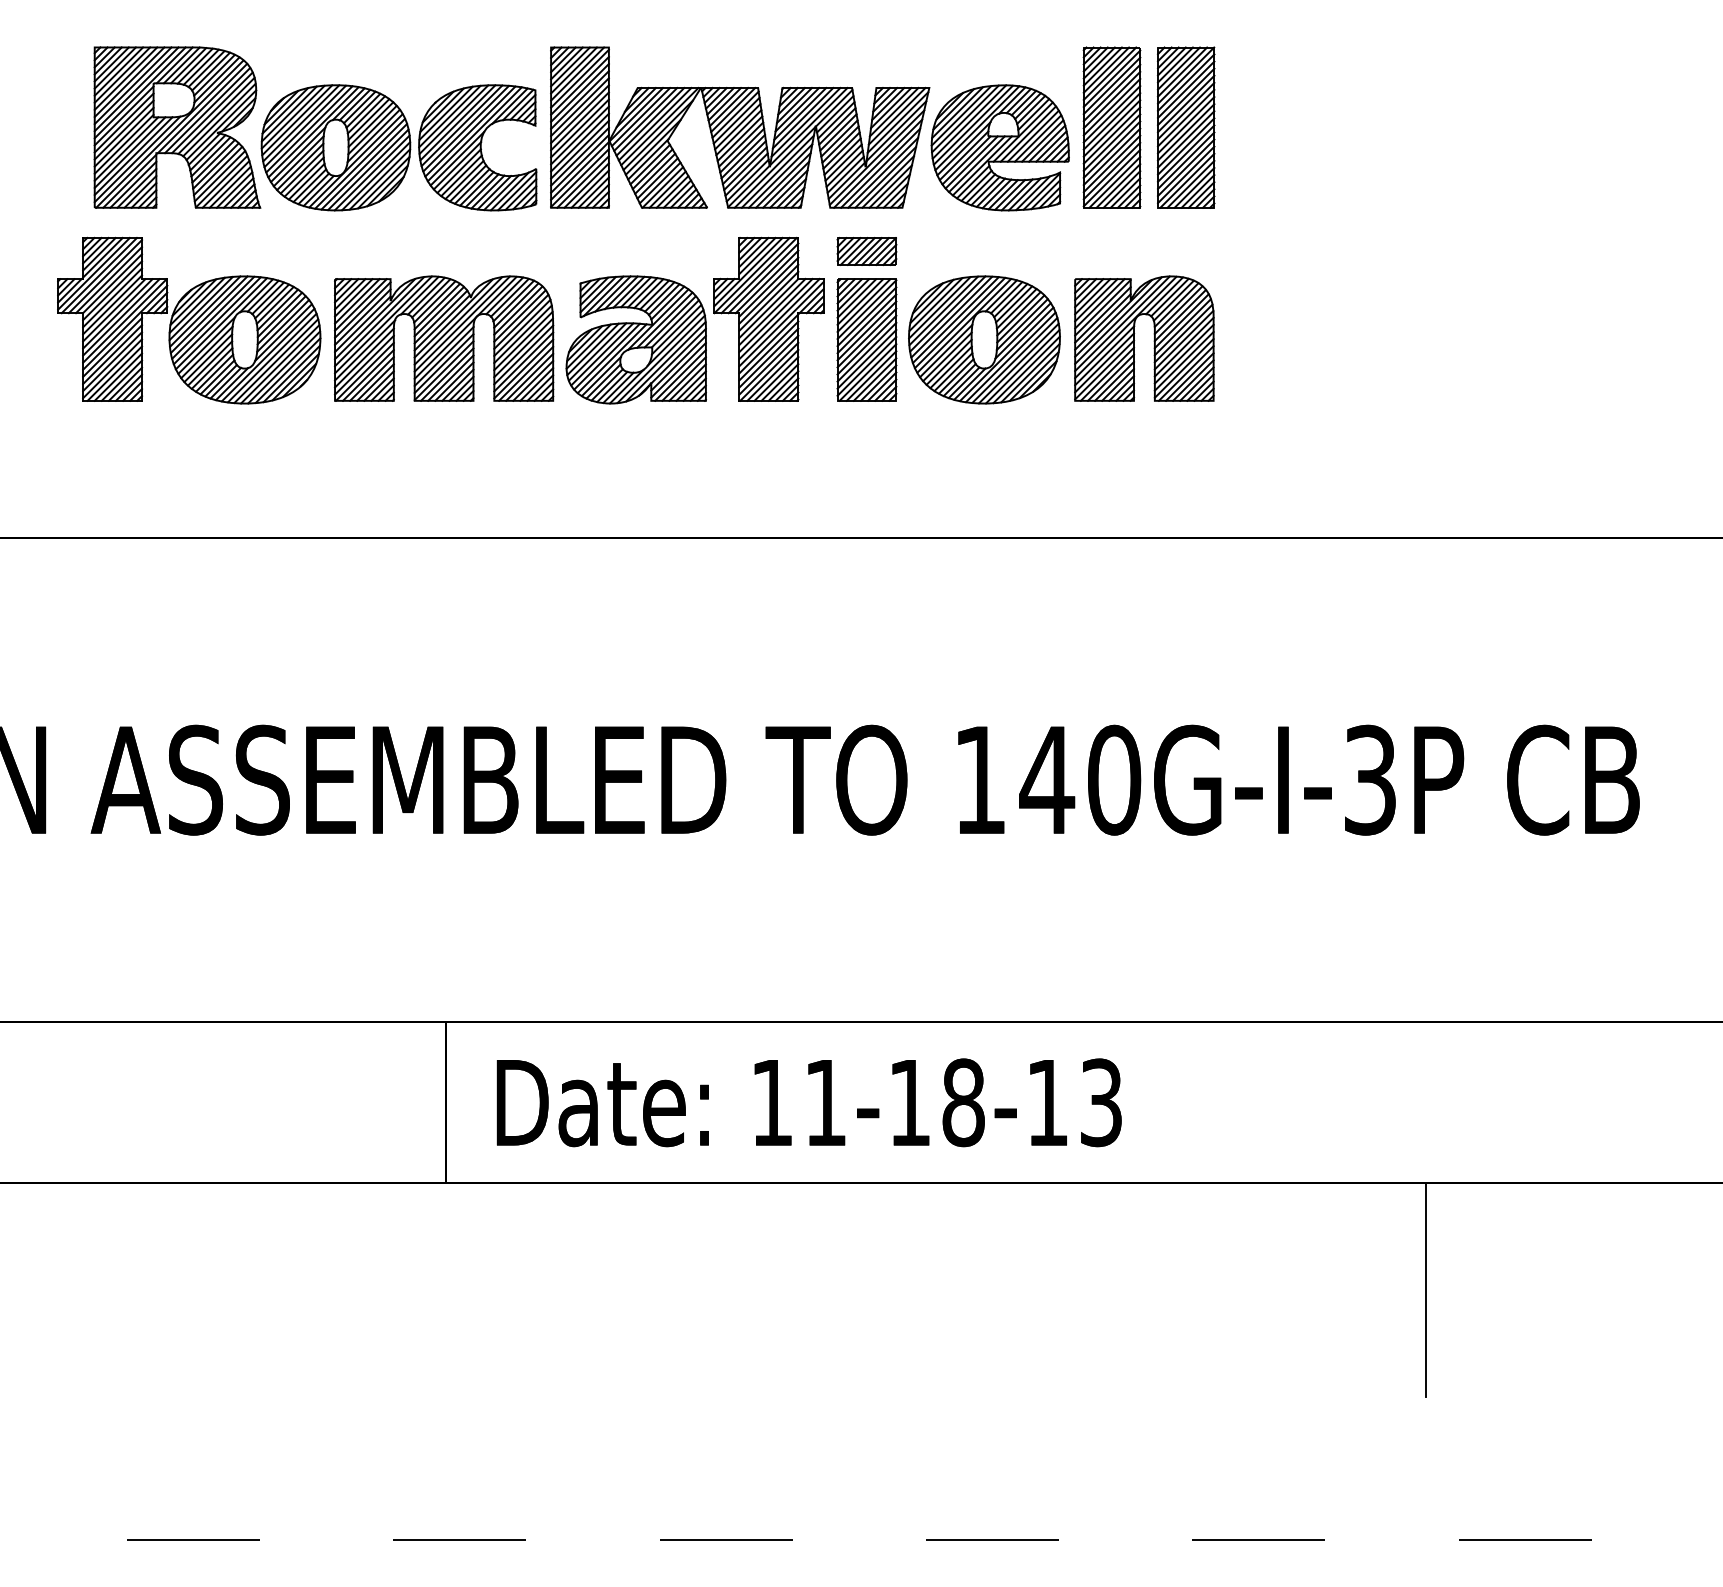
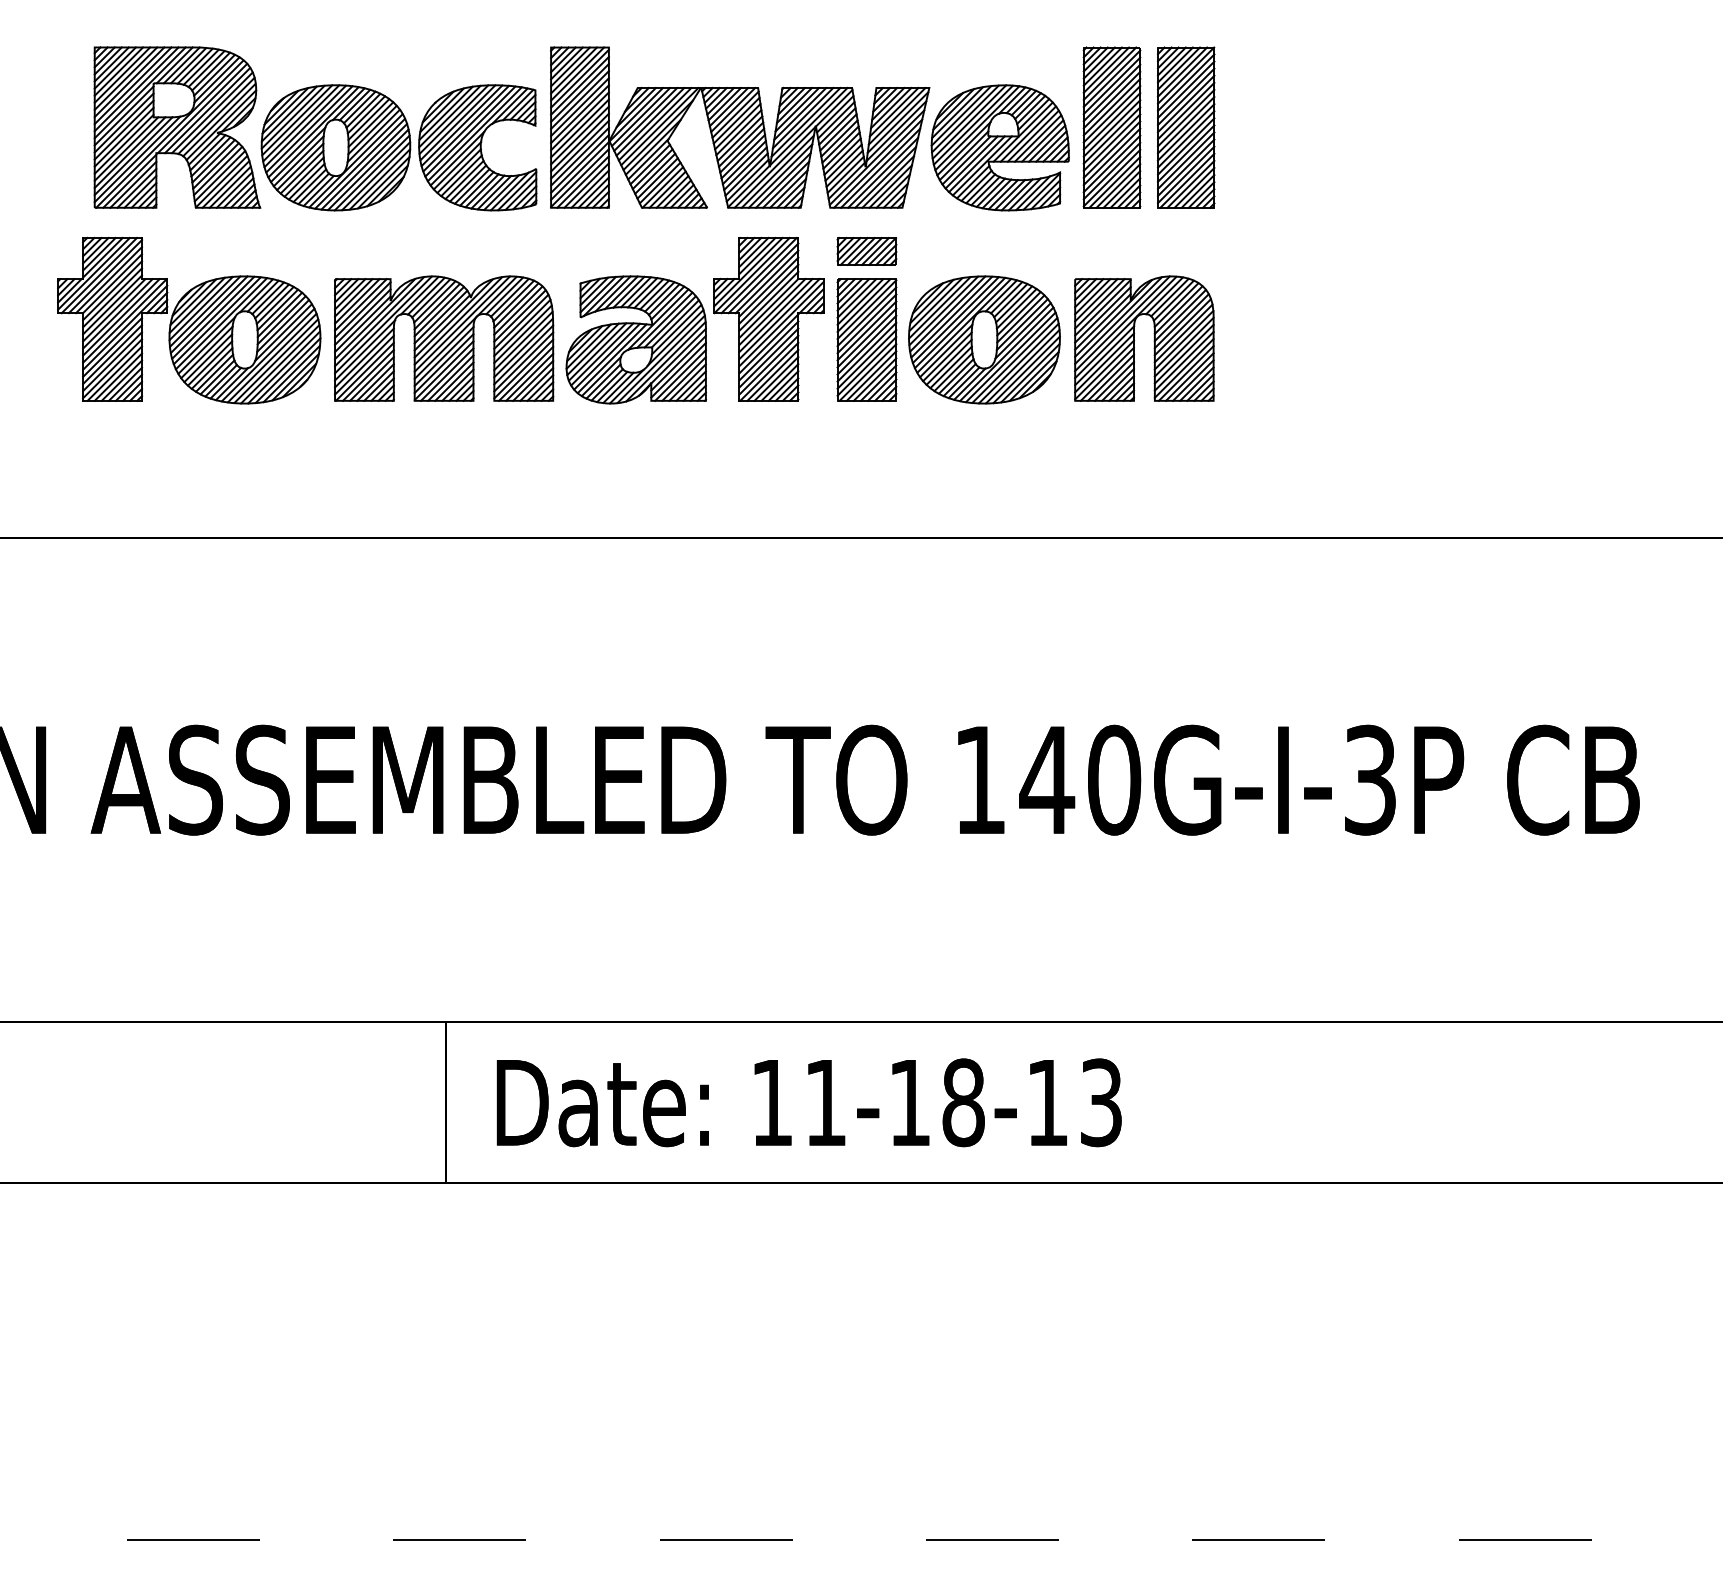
line: present -> none (1425, 1290)
